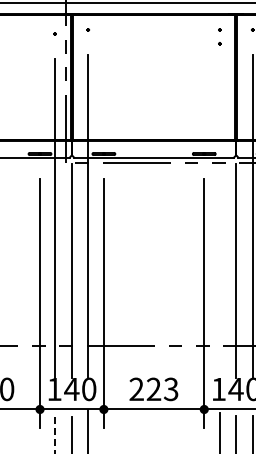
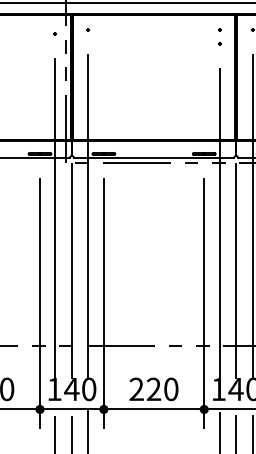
line: none -> present (219, 223)
text: 223 -> 220 (171, 389)
line: dashed -> solid (55, 435)
